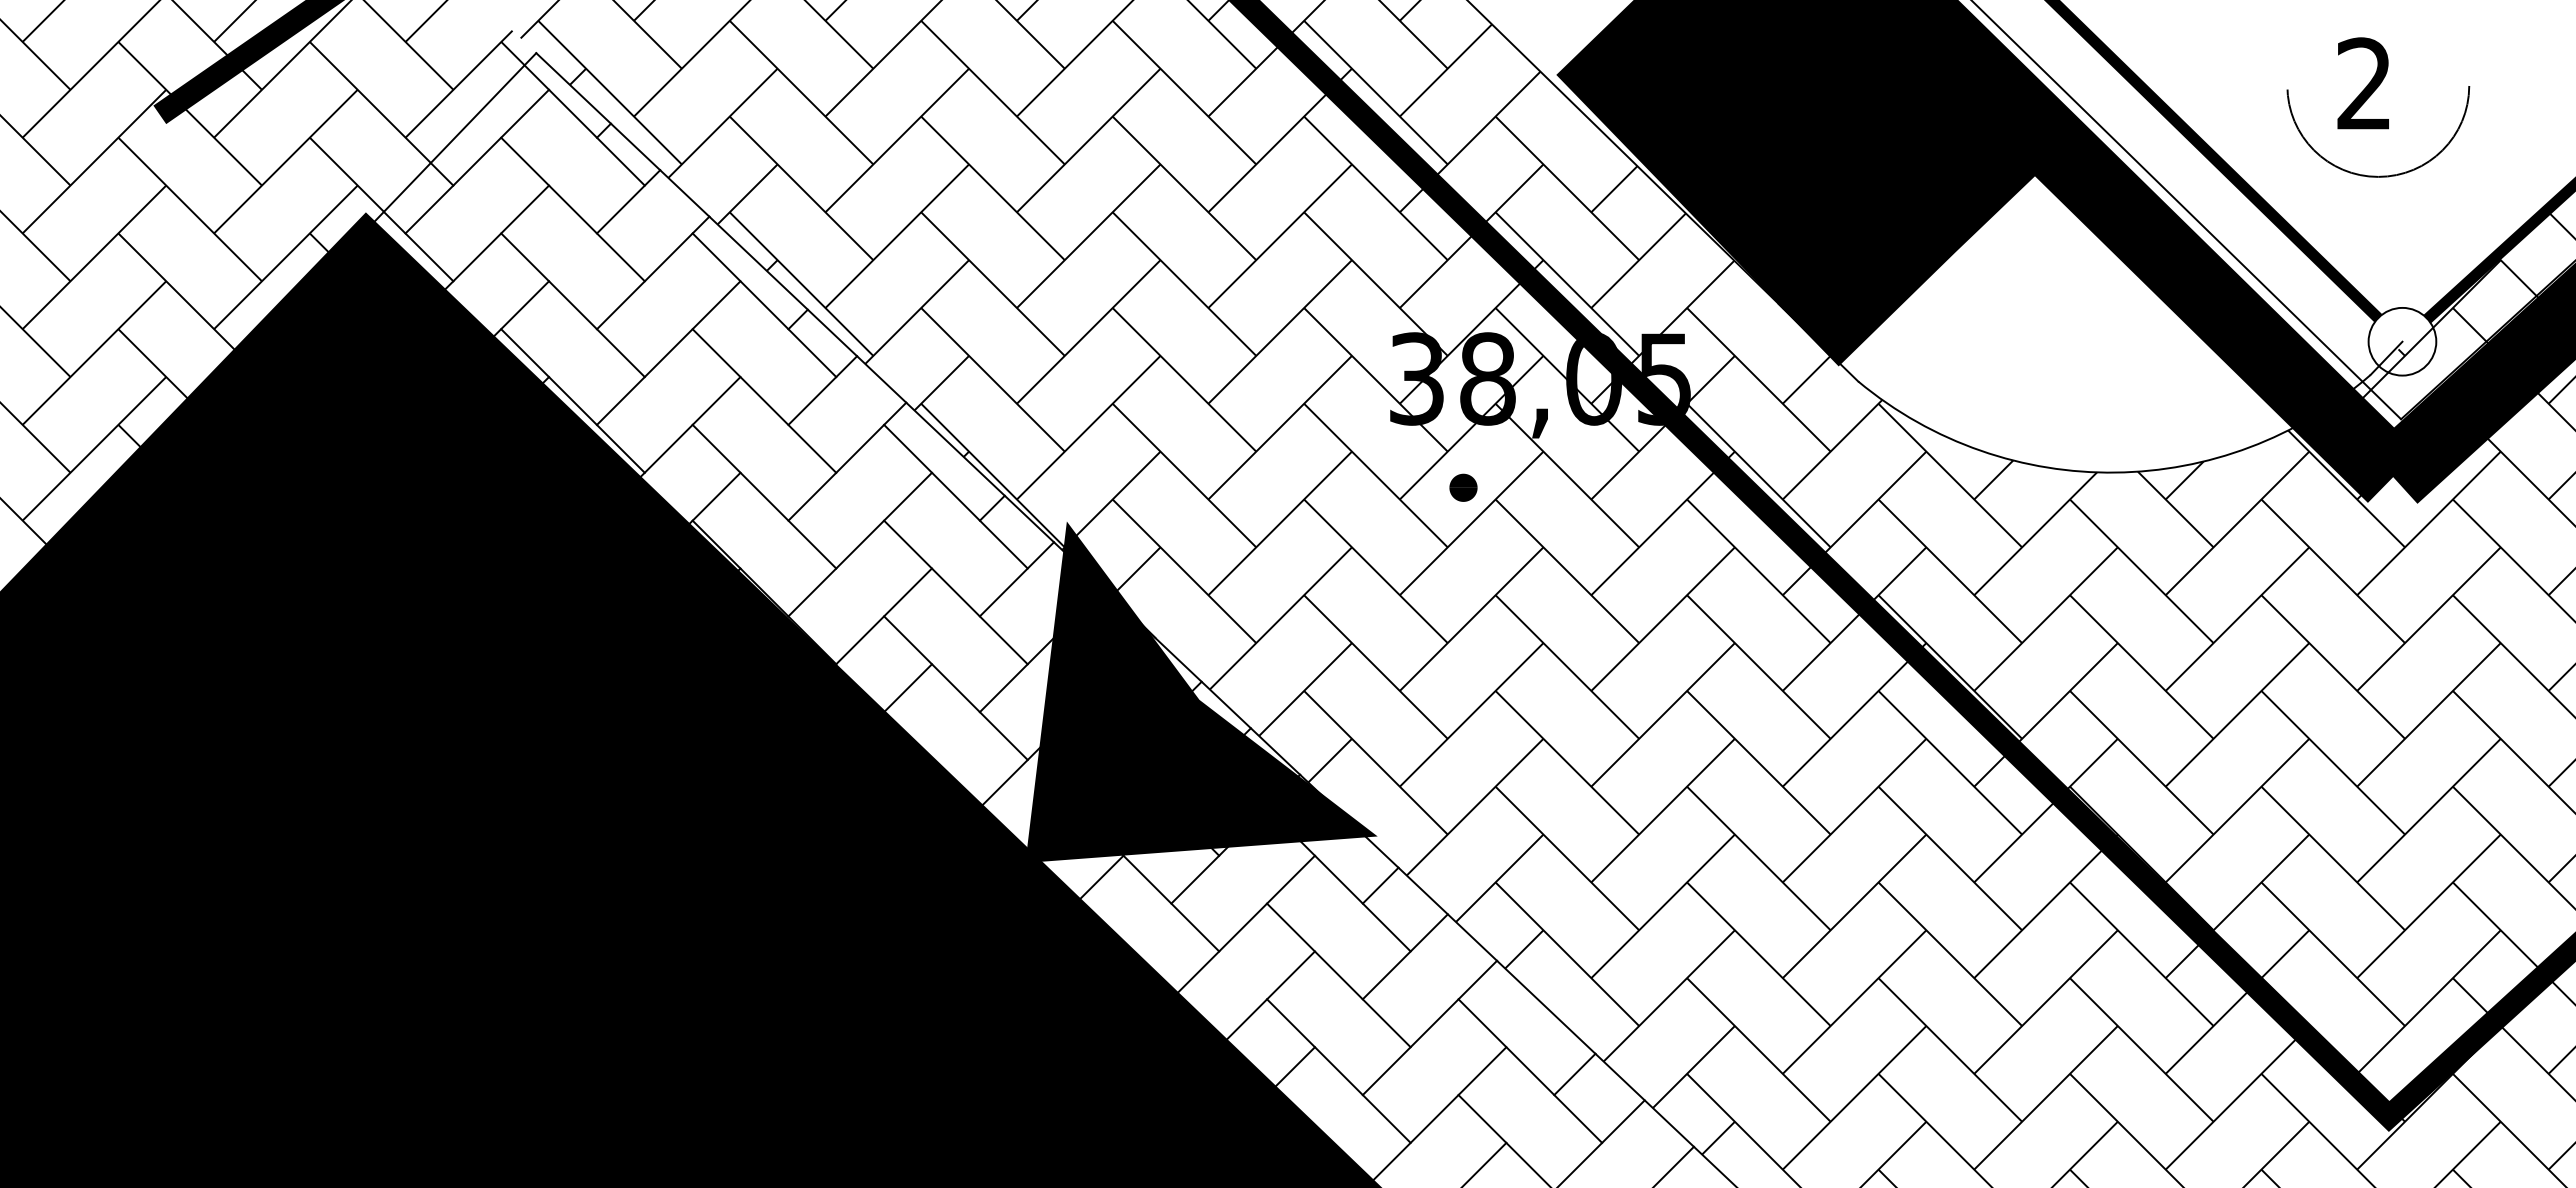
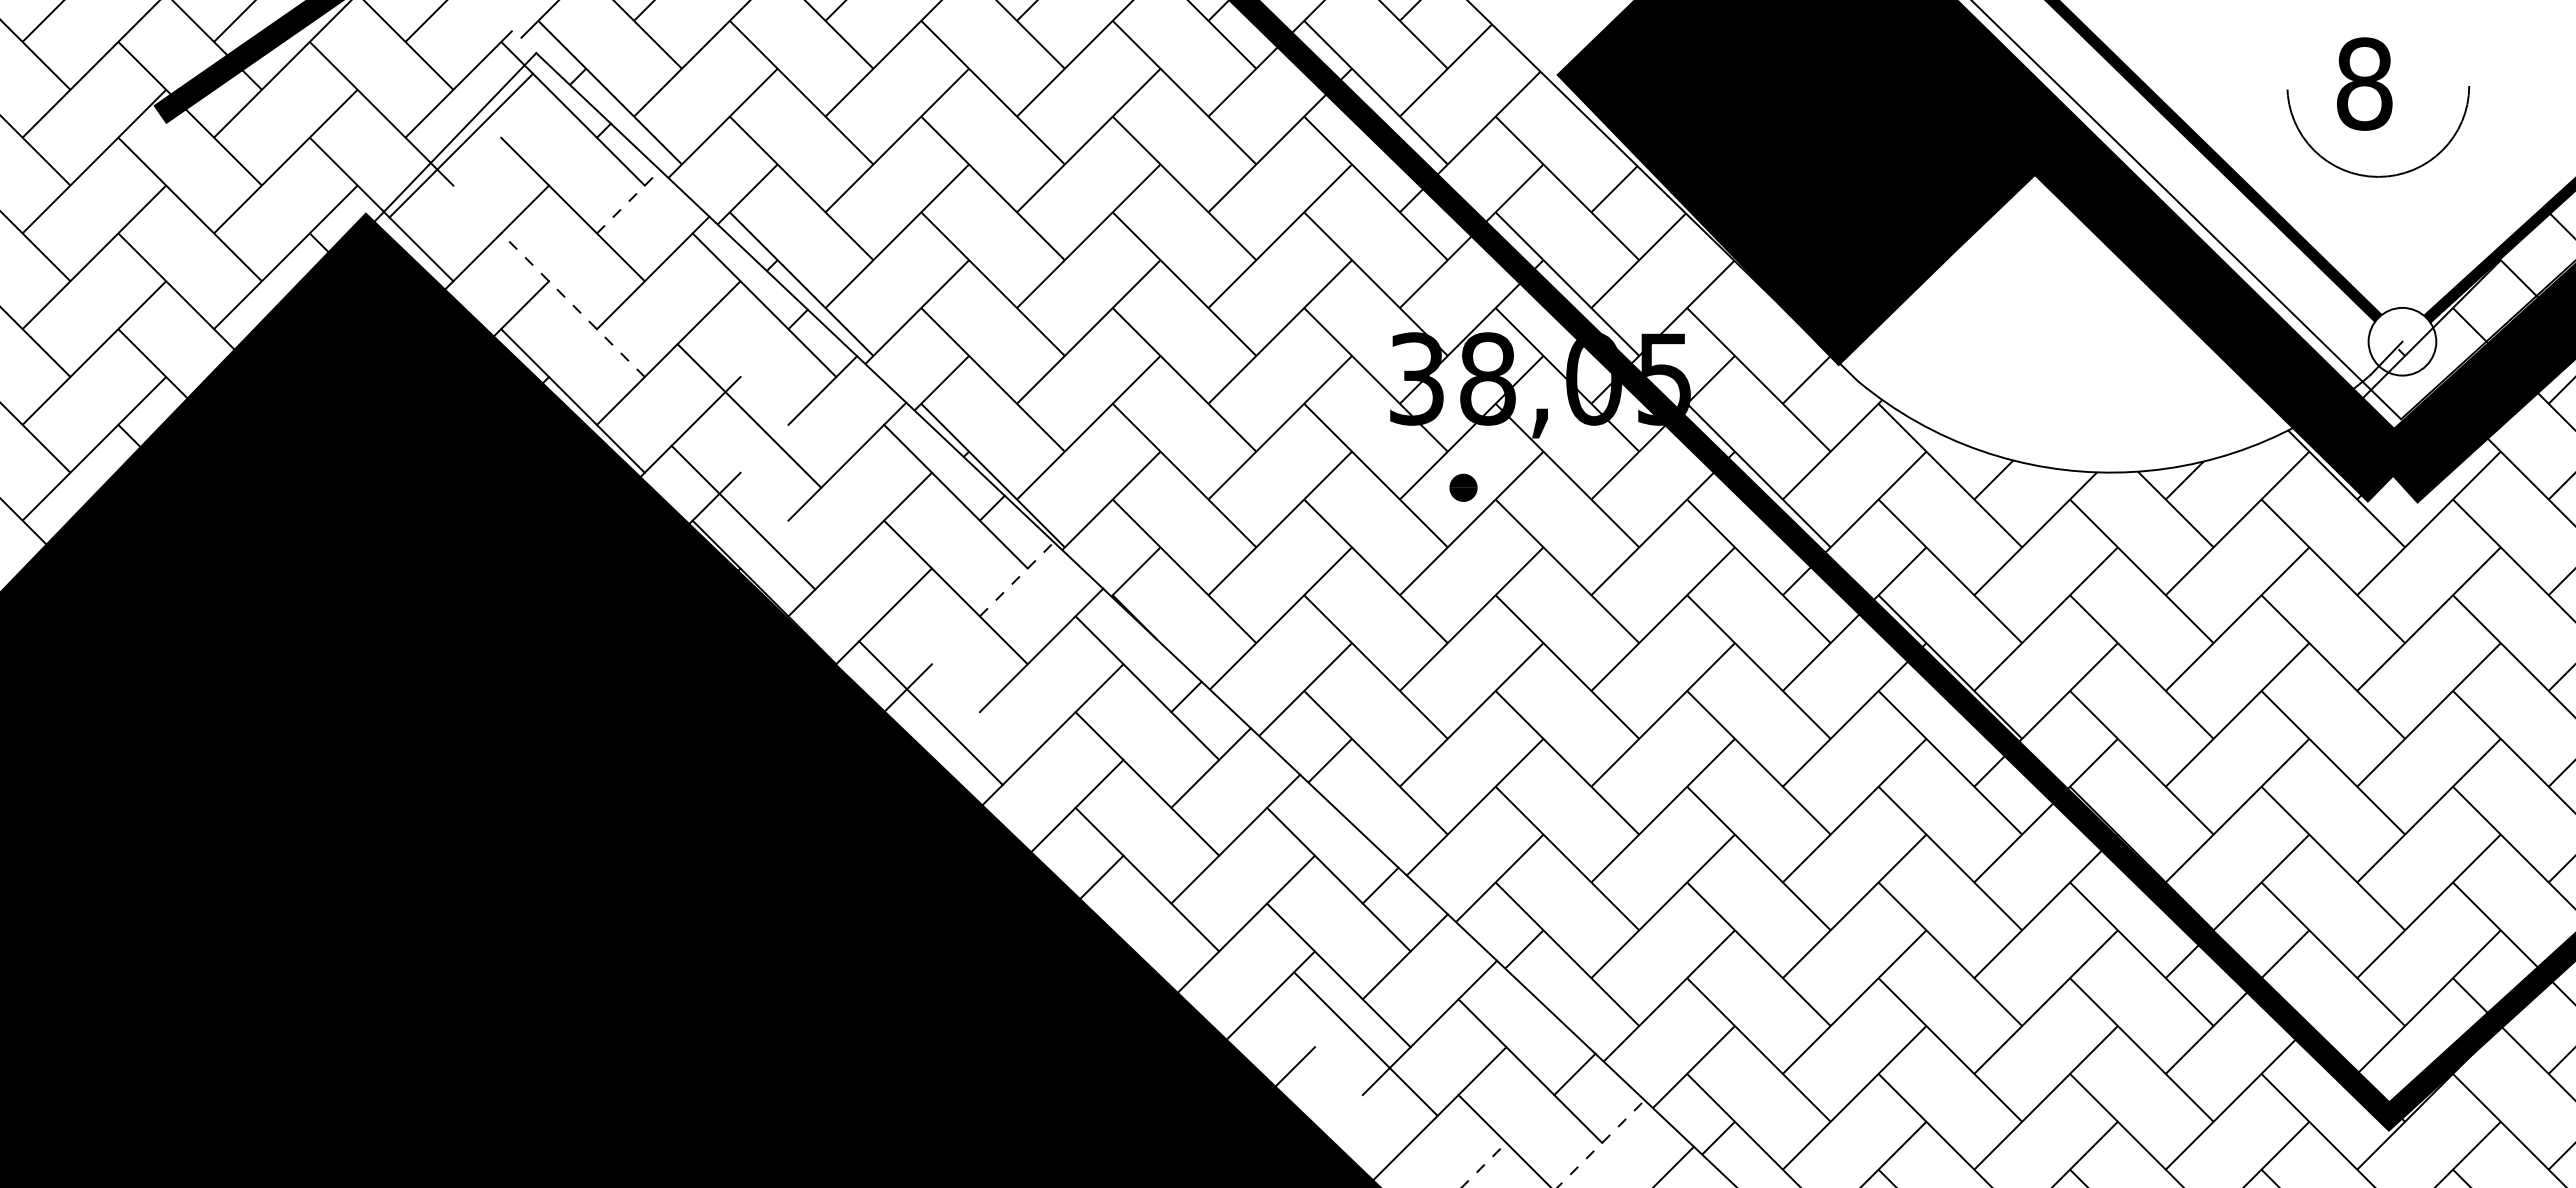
text: 2 -> 8 (2364, 83)
line position: (477, 161) -> (461, 145) (461, 145)
line: solid -> dashed (628, 201)
line: solid -> dashed (573, 305)
line position: (764, 400) -> (749, 415) (749, 415)
line position: (764, 496) -> (743, 517) (743, 517)
line: solid -> dashed (1017, 578)
line position: (955, 687) -> (930, 712) (930, 712)
fill: present -> none (1201, 691)
line position: (1338, 1070) -> (1365, 1043) (1365, 1043)
line: solid -> dashed (1600, 1144)
line: solid -> dashed (1483, 1165)
